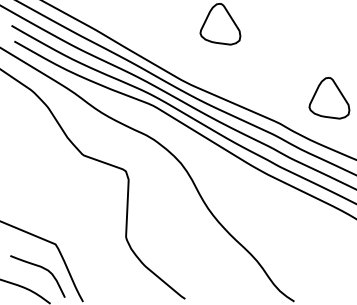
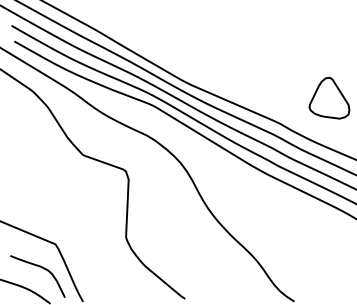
part: present -> none (220, 24)
